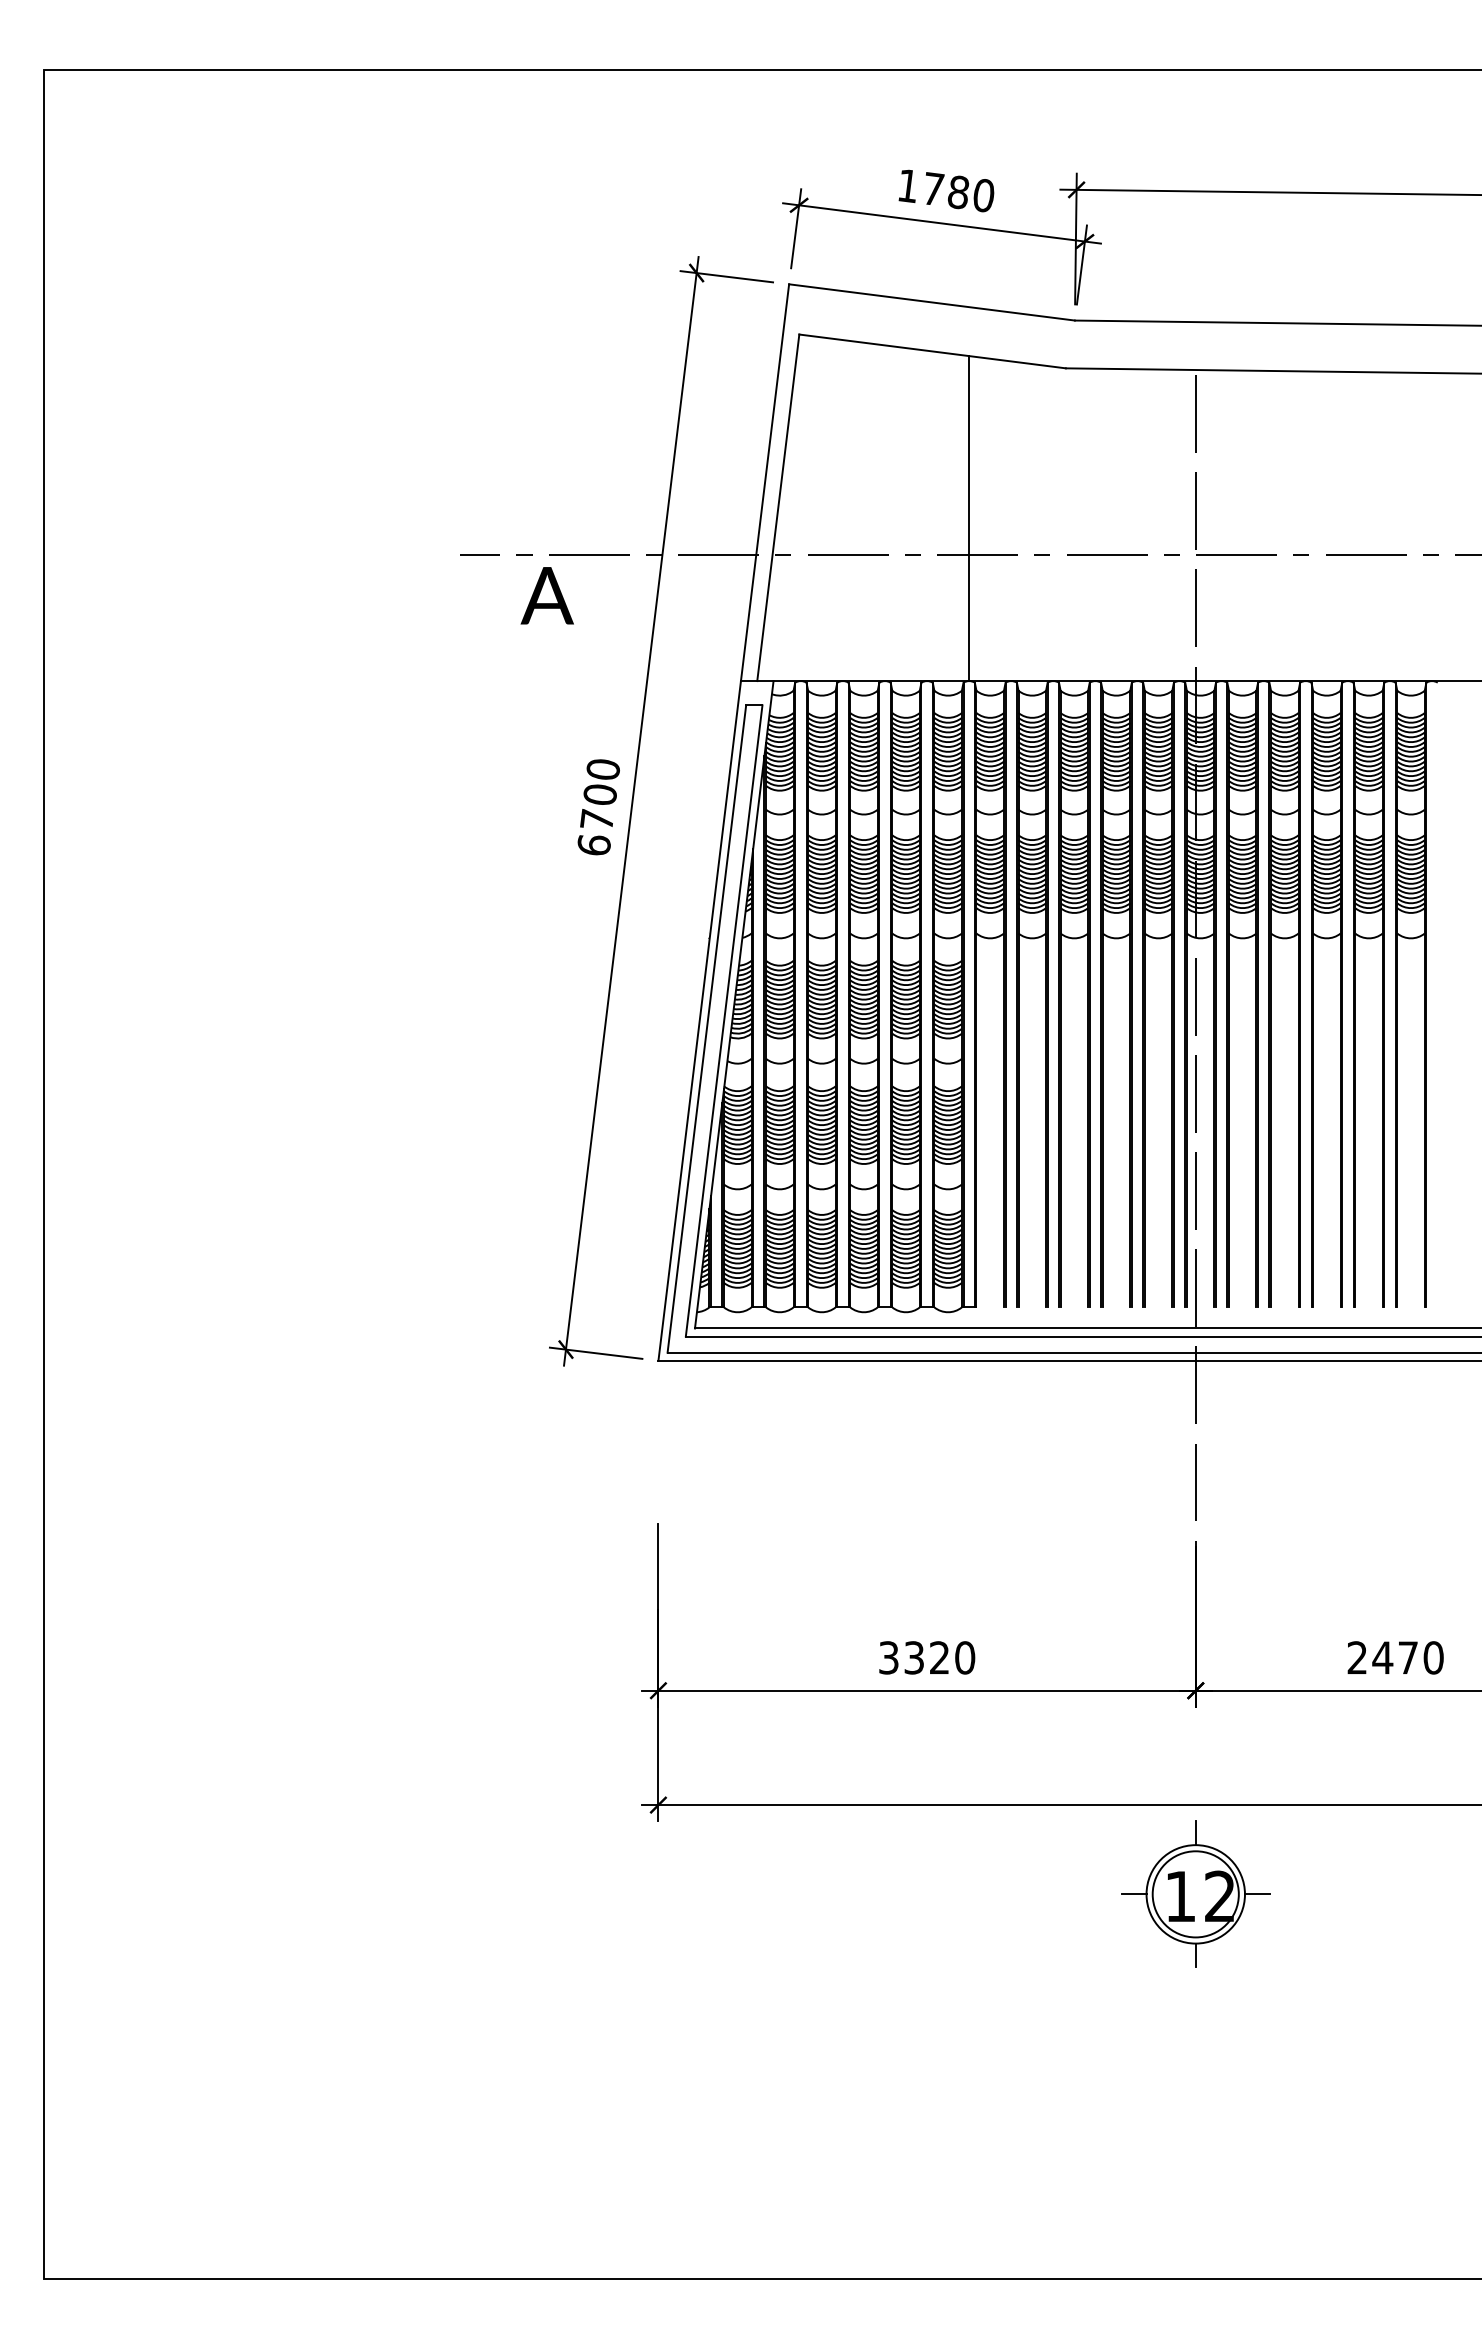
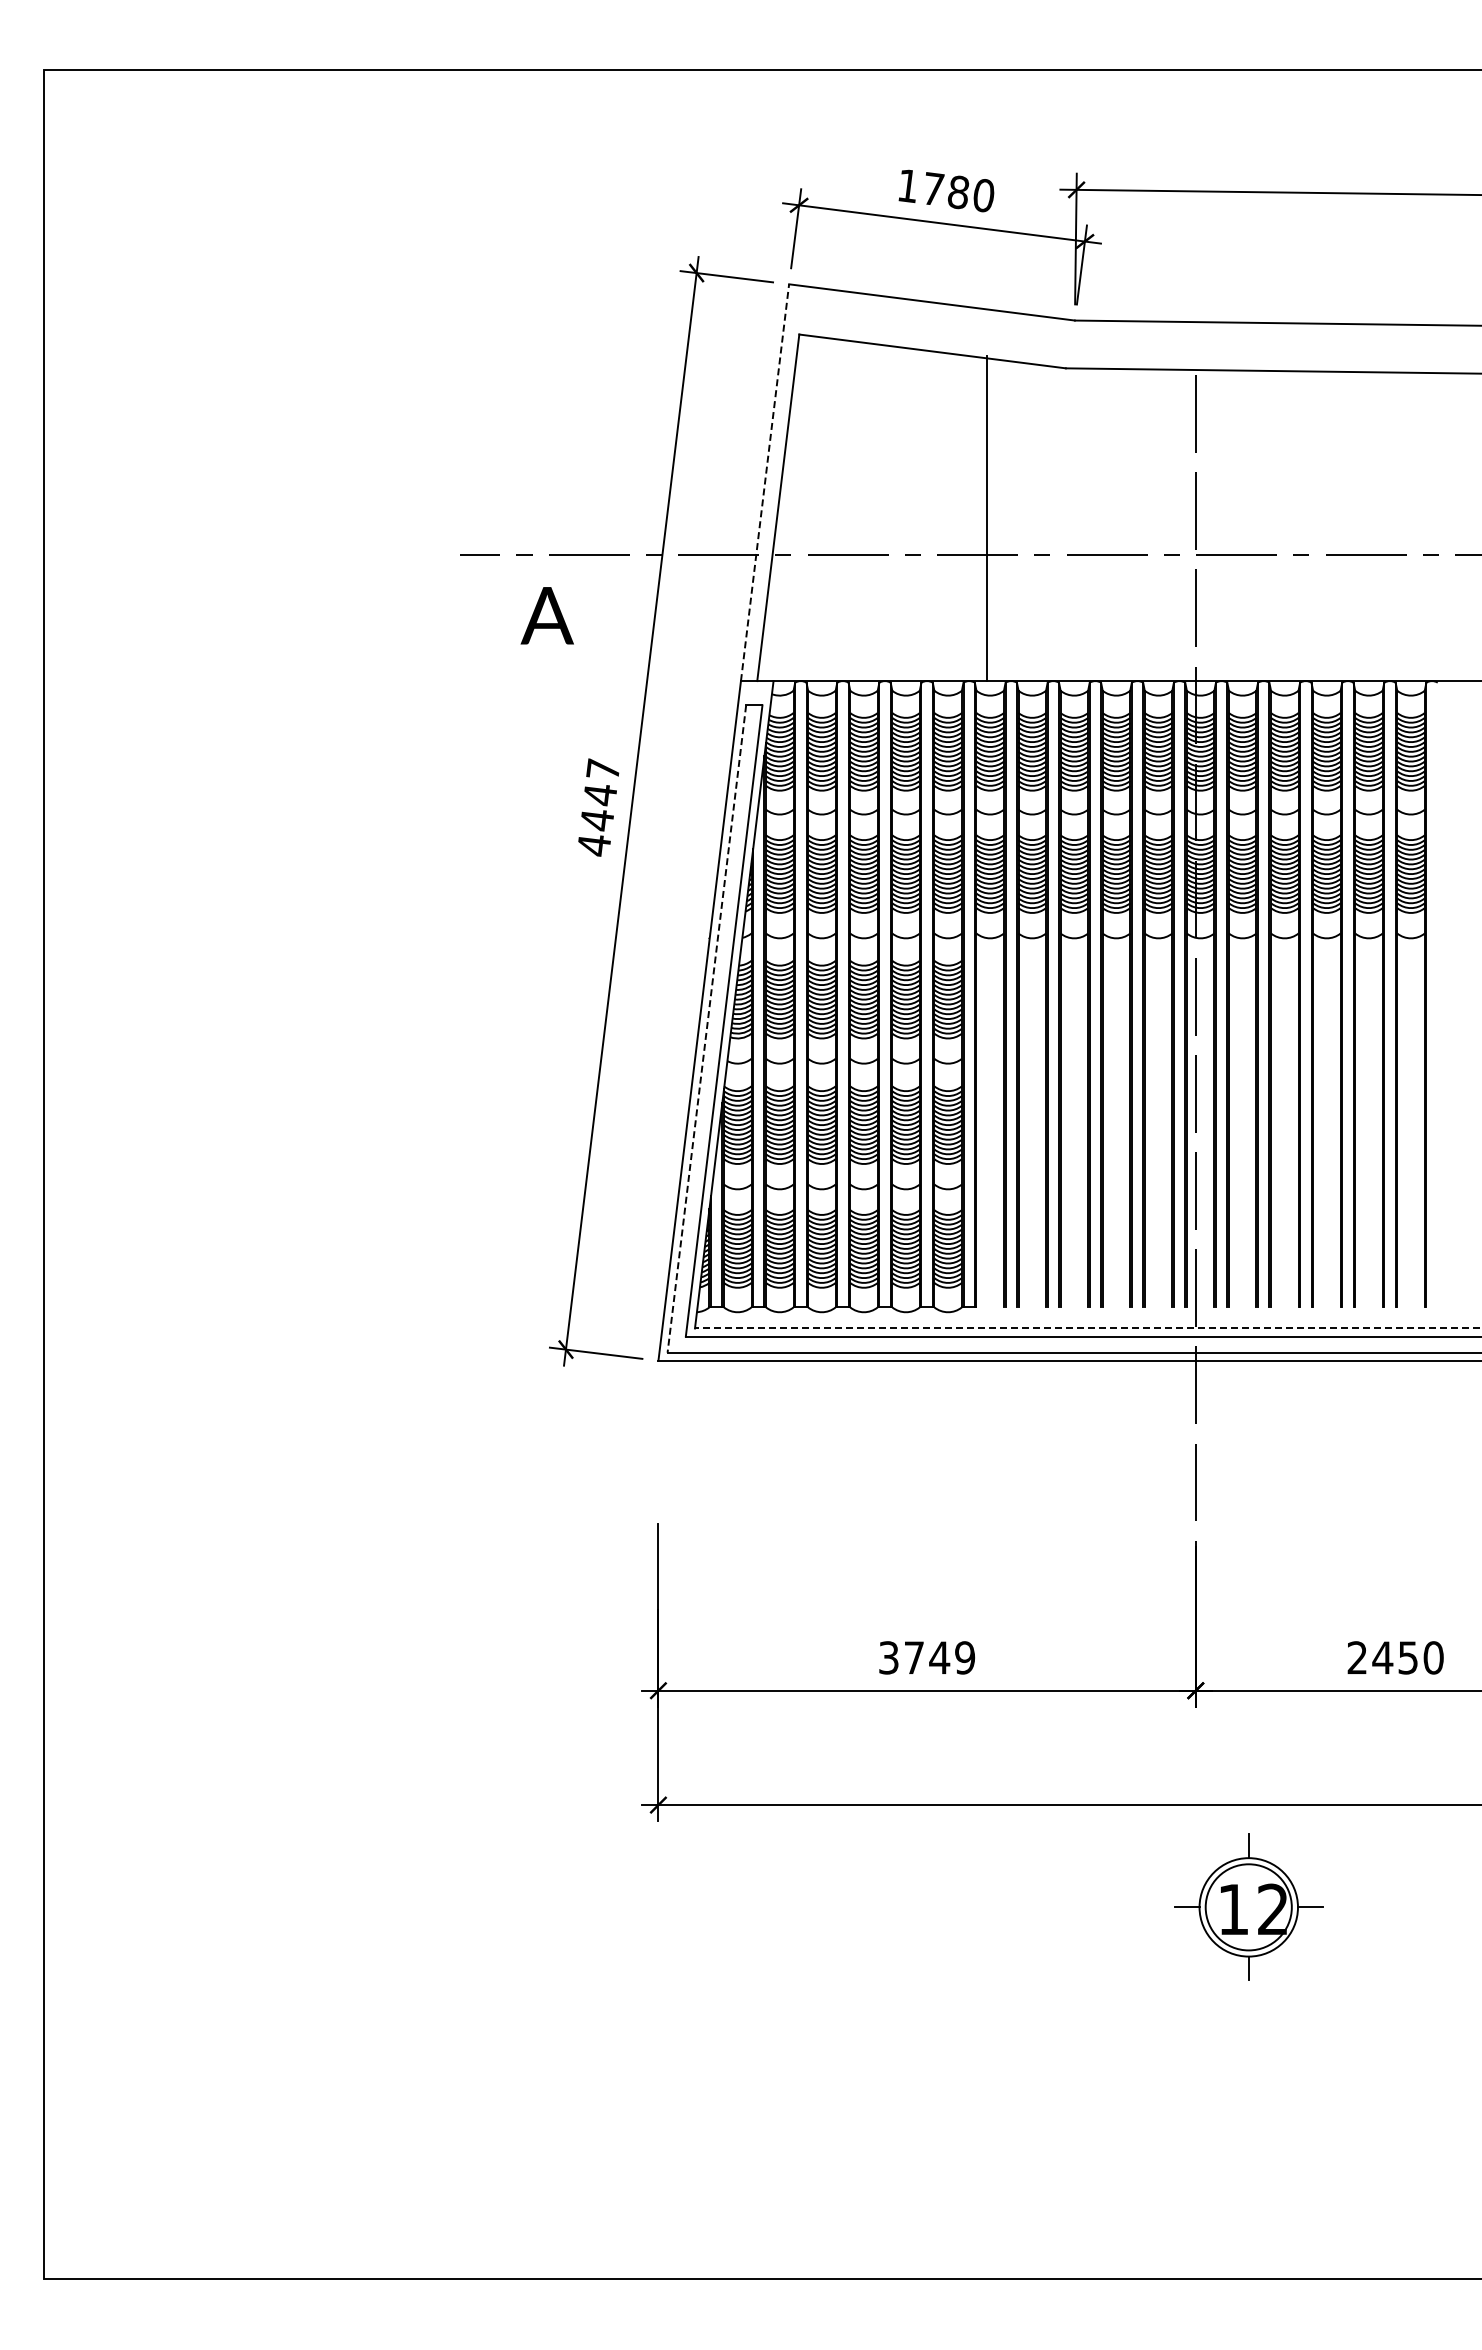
line: solid -> dashed (765, 482)
line position: (969, 518) -> (987, 518) (987, 518)
text position: (546, 595) -> (546, 615) (546, 615)
text: 6700 -> 4447 (598, 807)
line: solid -> dashed (706, 1029)
line: solid -> dashed (1087, 1328)
text: 3320 -> 3749 (939, 1657)
text: 2470 -> 2450 (1407, 1657)
part position: (1195, 1893) -> (1248, 1906) (1248, 1906)
